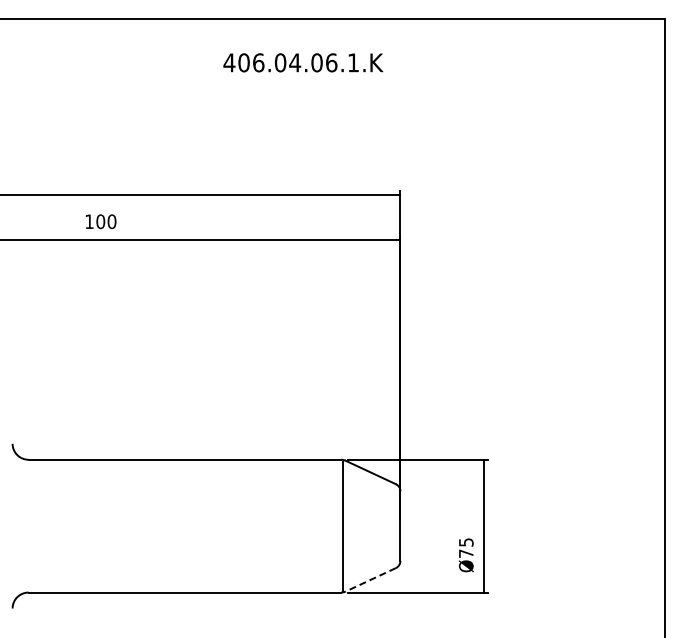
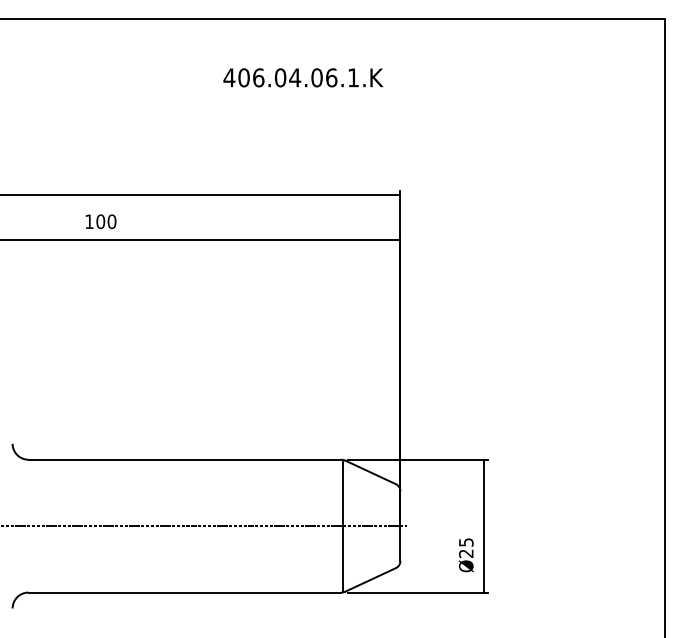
text position: (303, 62) -> (303, 77) (303, 77)
line: none -> present (204, 526)
text: Ø75 -> Ø25 (465, 553)
line: dashed -> solid (370, 579)
